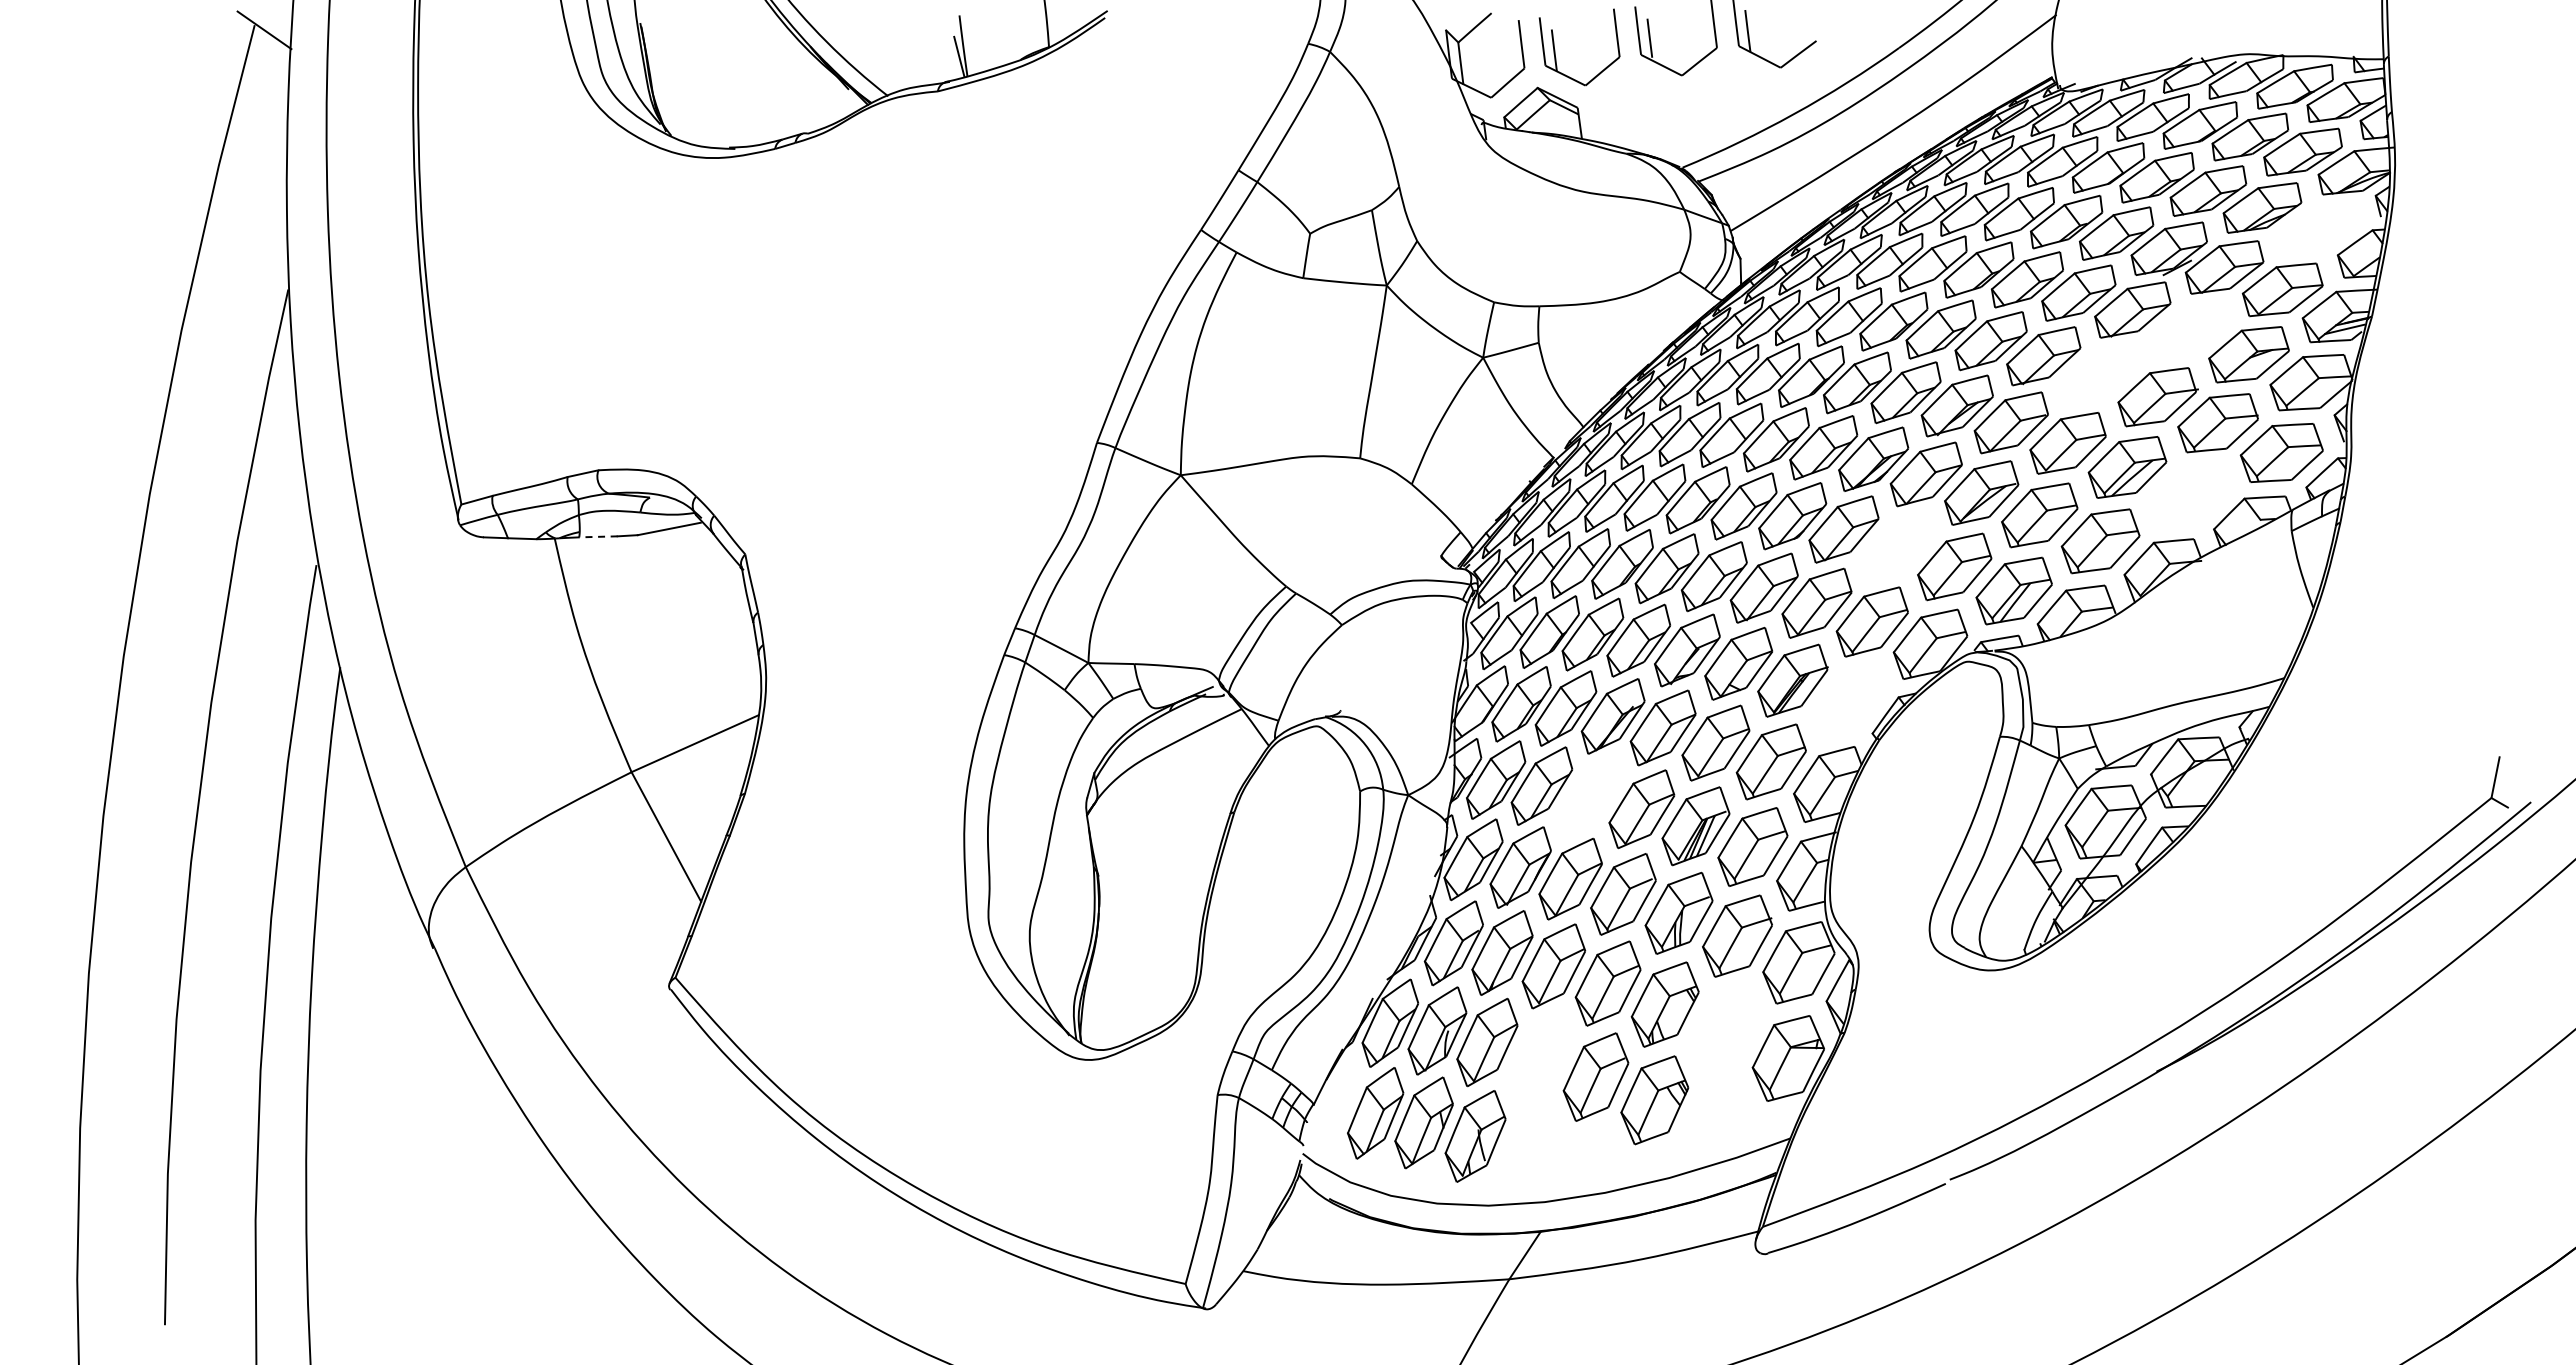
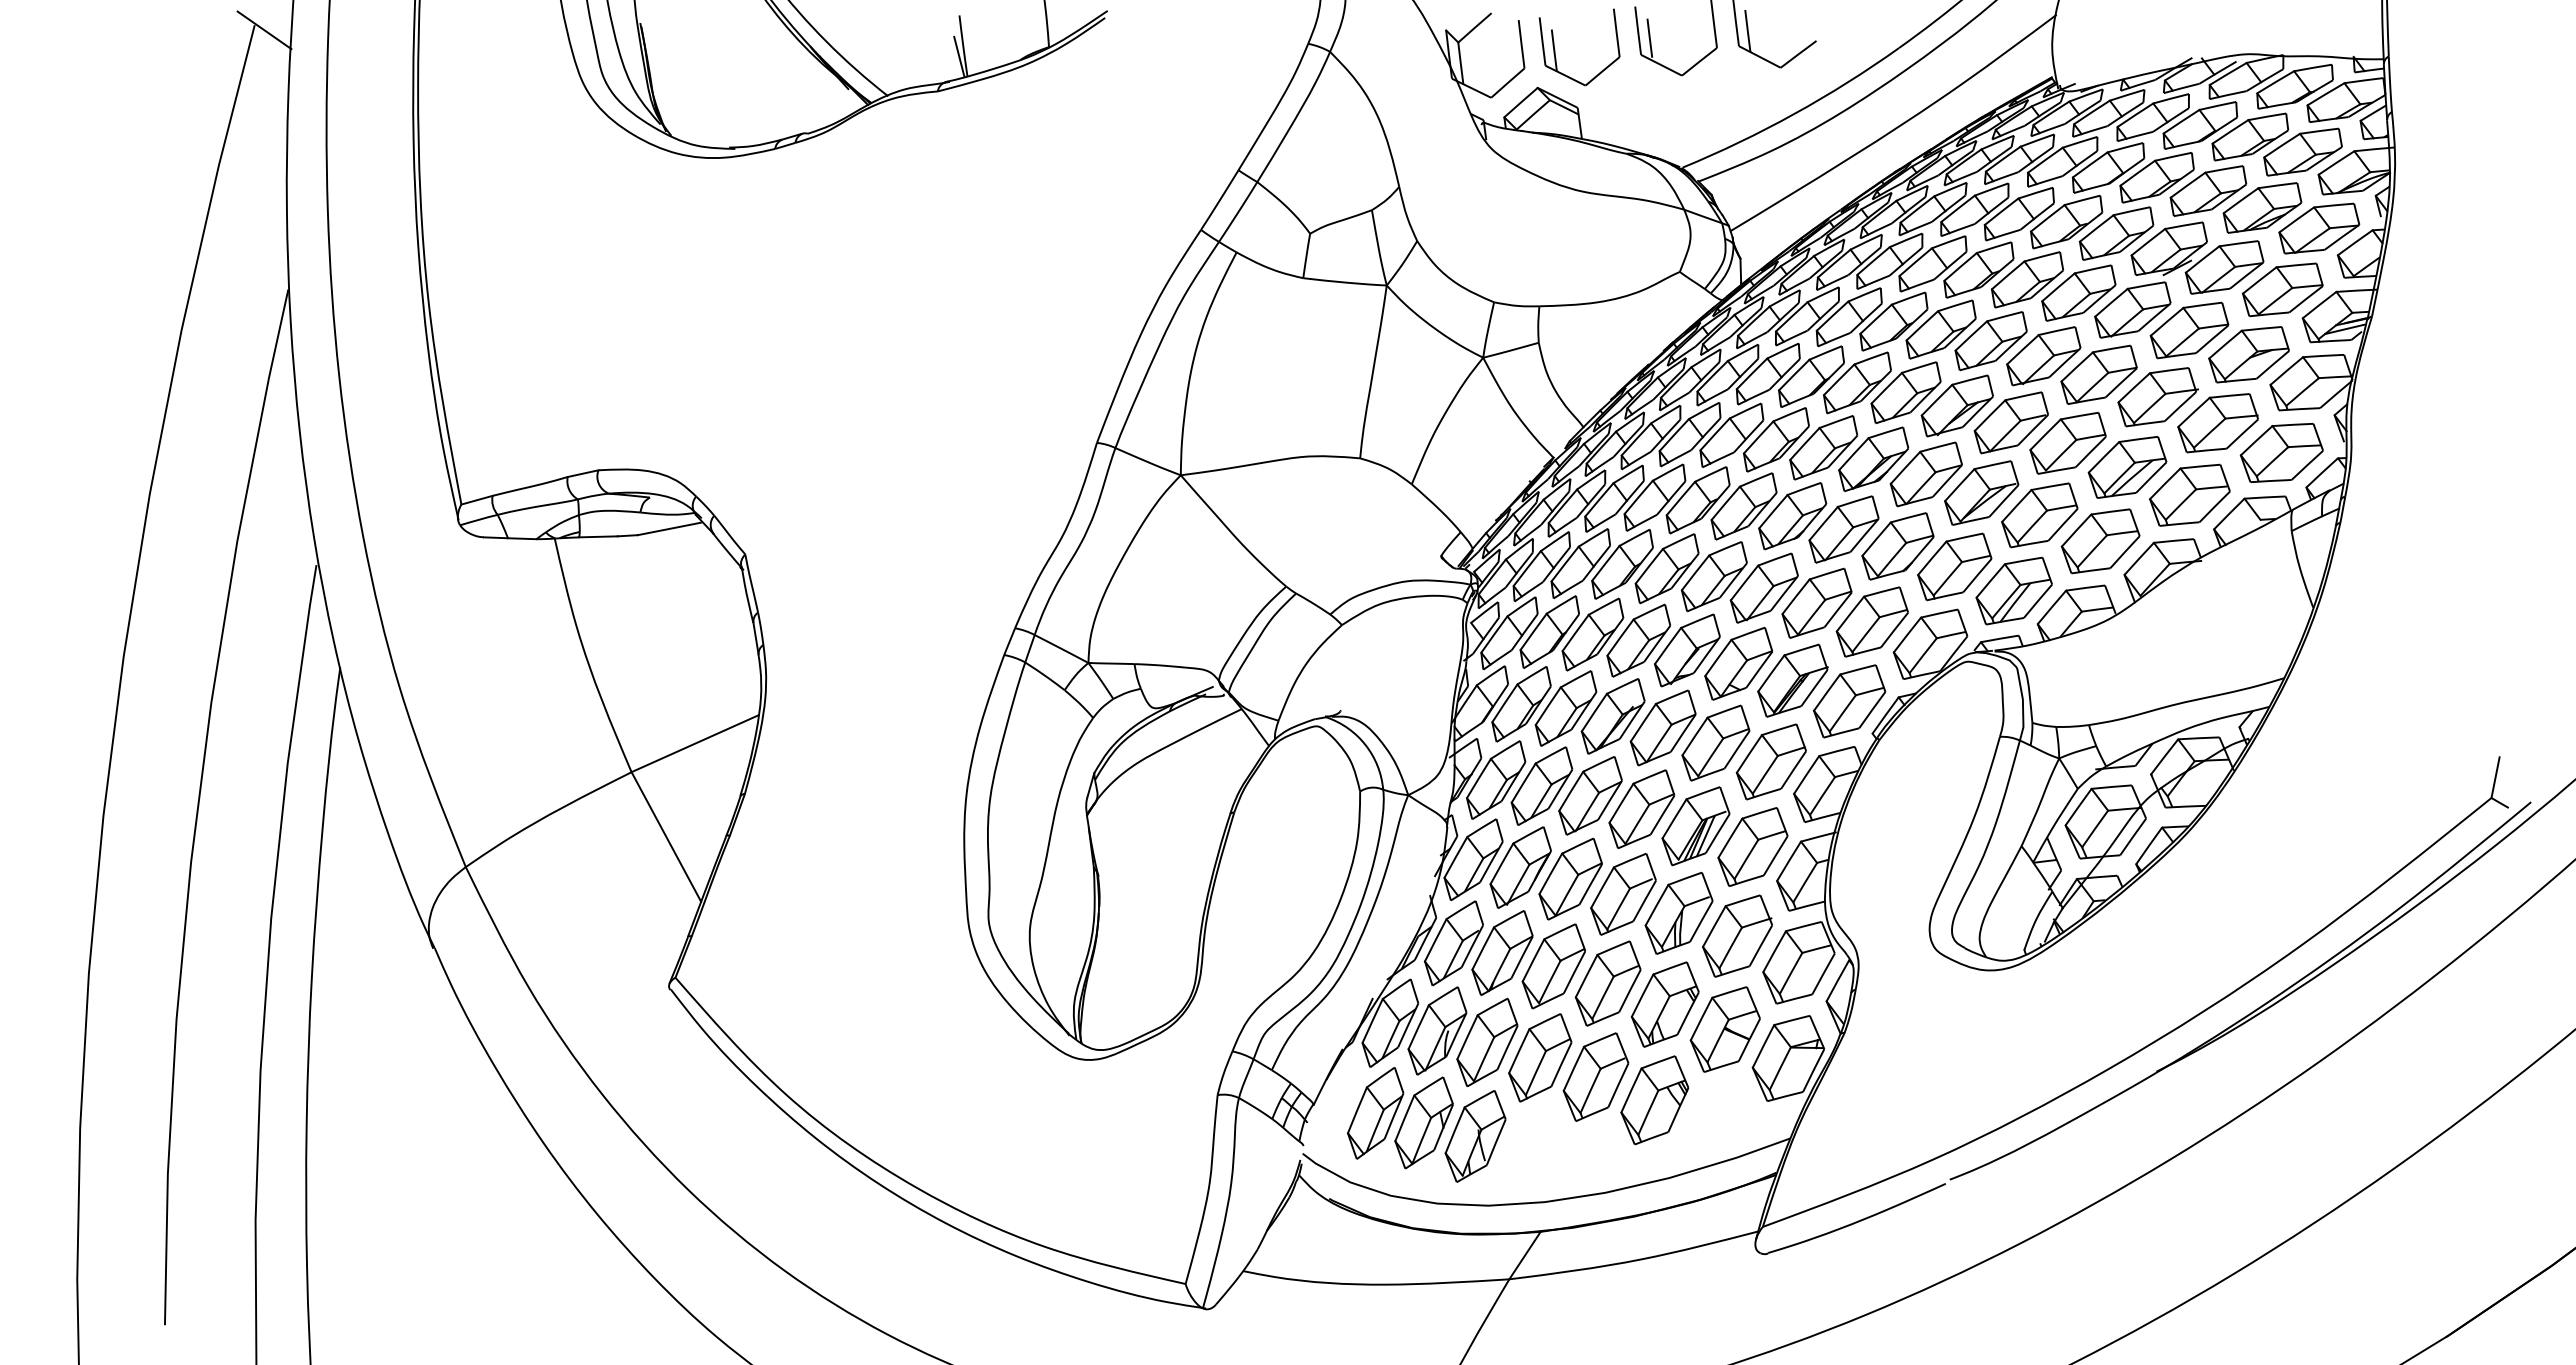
part: none -> present (2319, 228)
part: none -> present (2189, 330)
part: none -> present (2098, 374)
part: none -> present (2189, 494)
line: dashed -> solid (597, 536)
part: none -> present (1897, 546)
part: none -> present (1849, 701)
part: none -> present (1590, 795)
part: none -> present (1724, 1029)
part: none -> present (1540, 1057)
